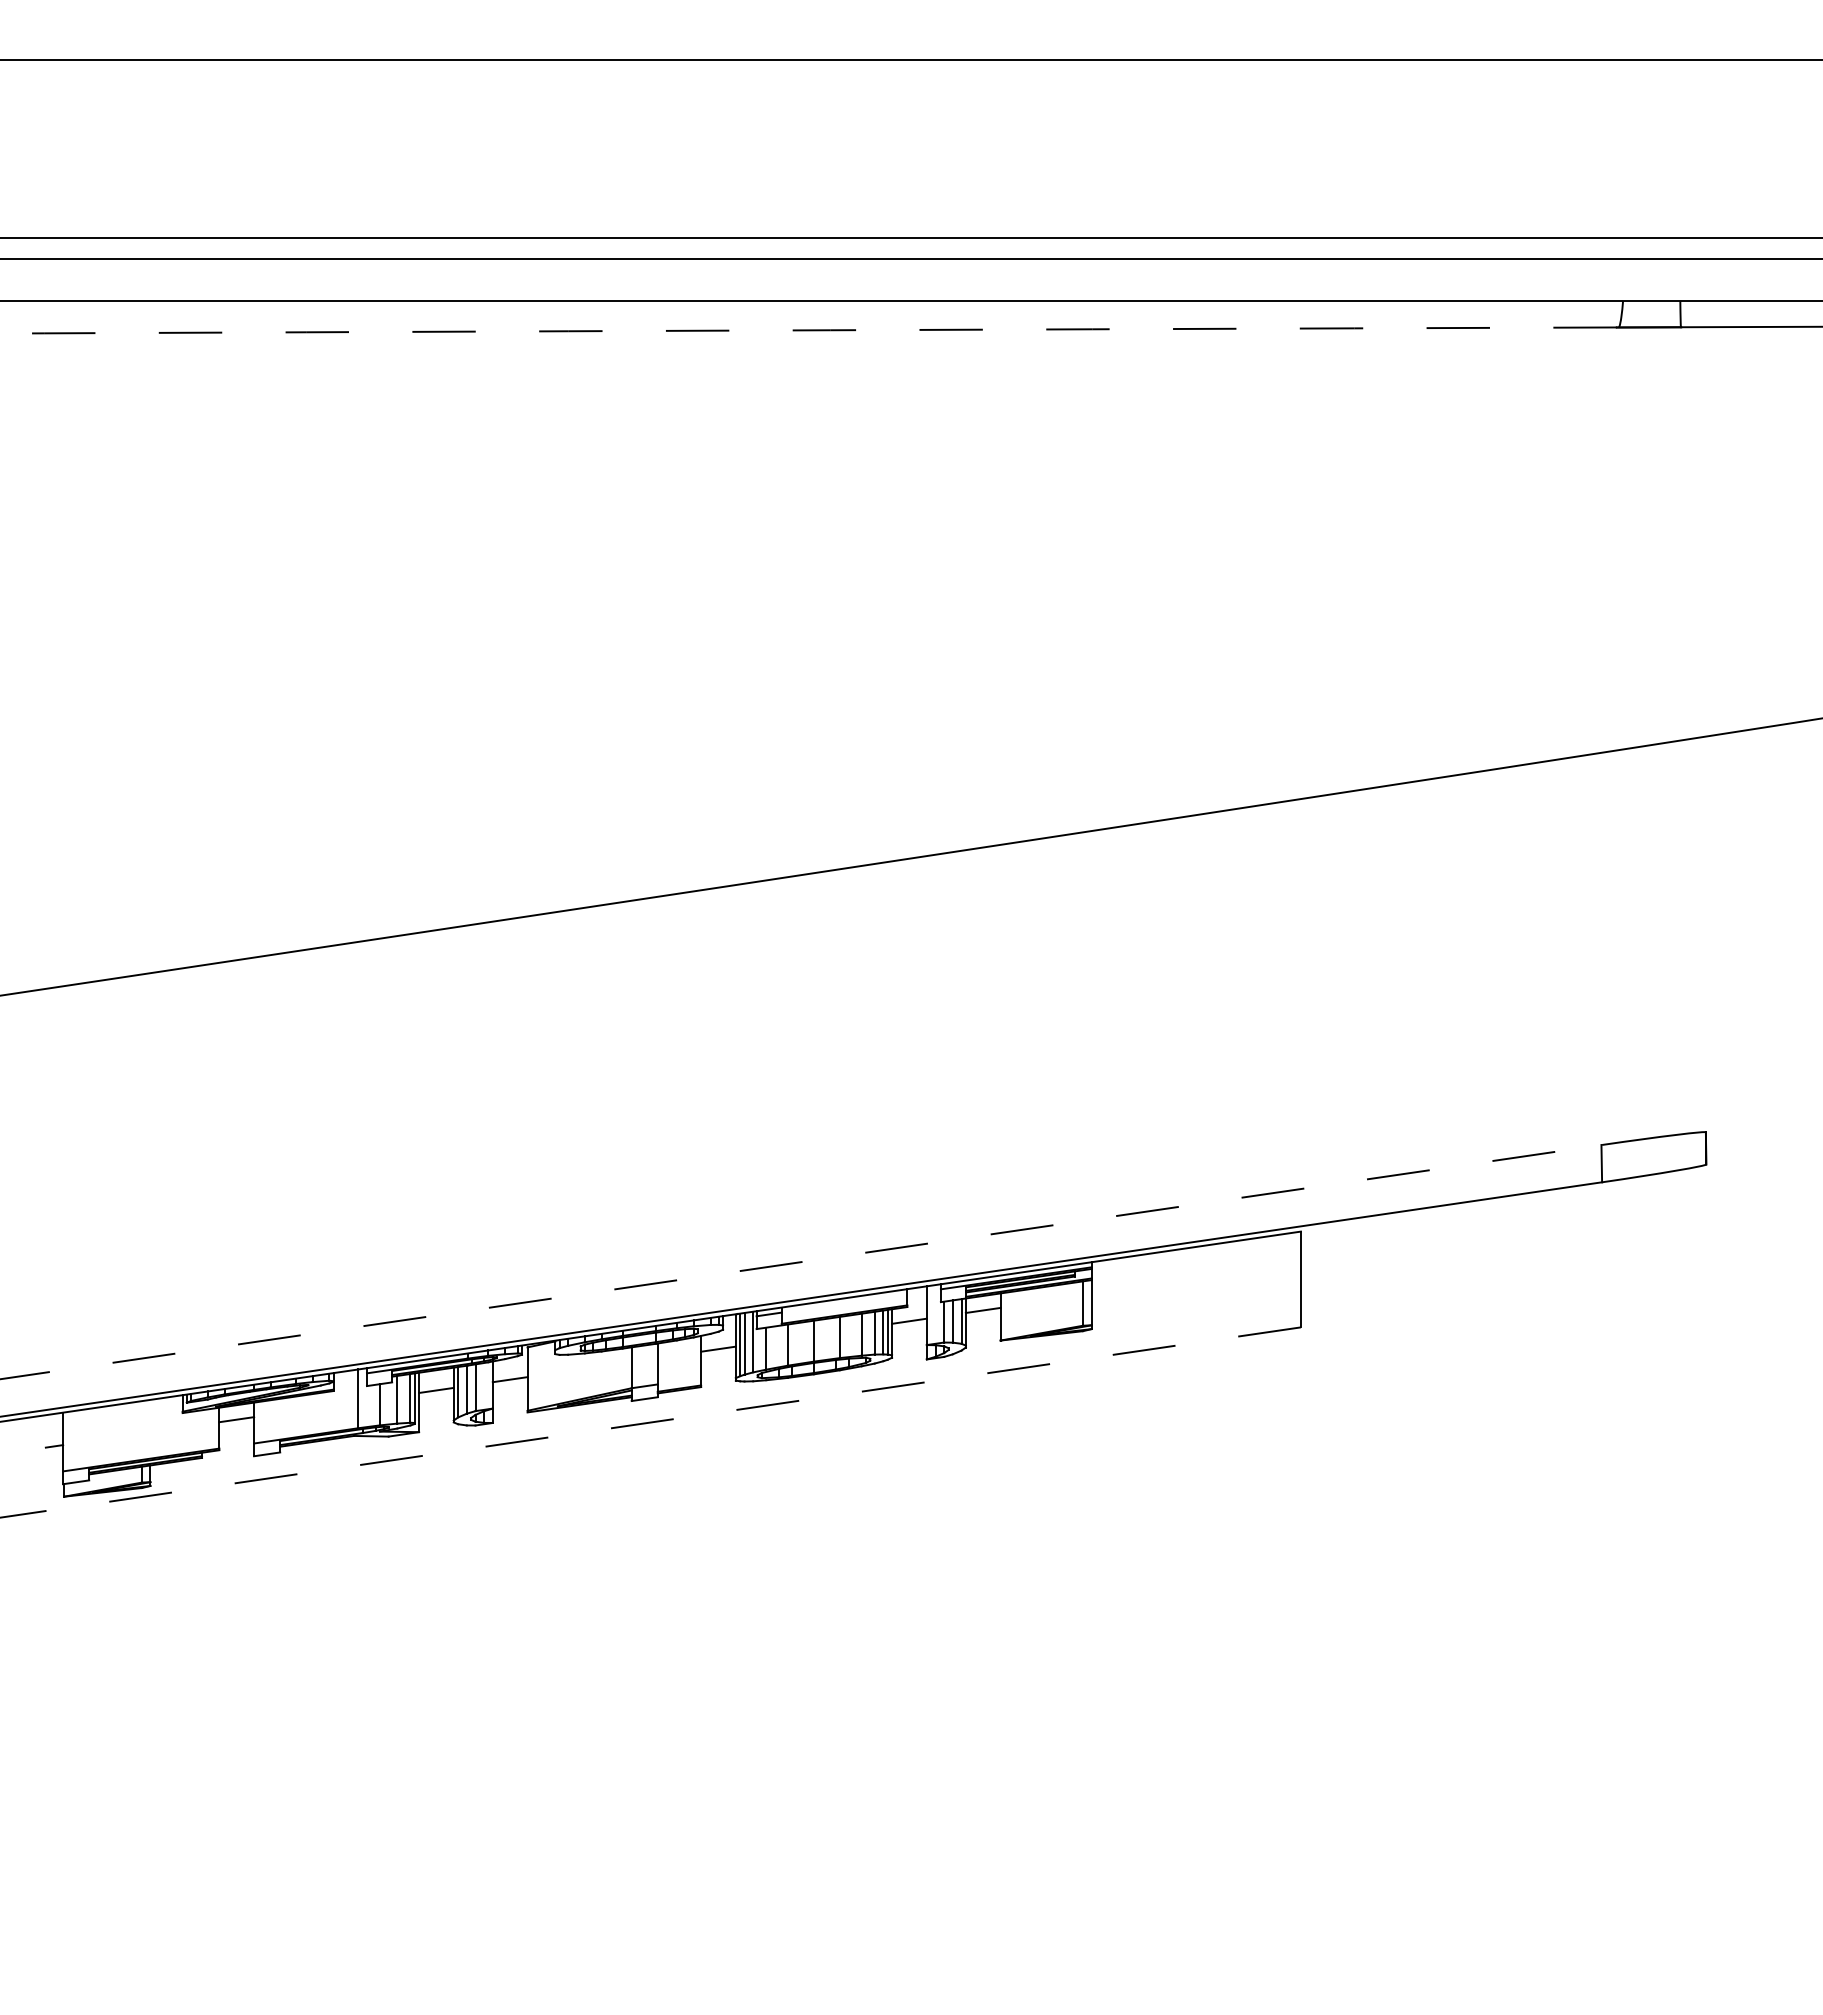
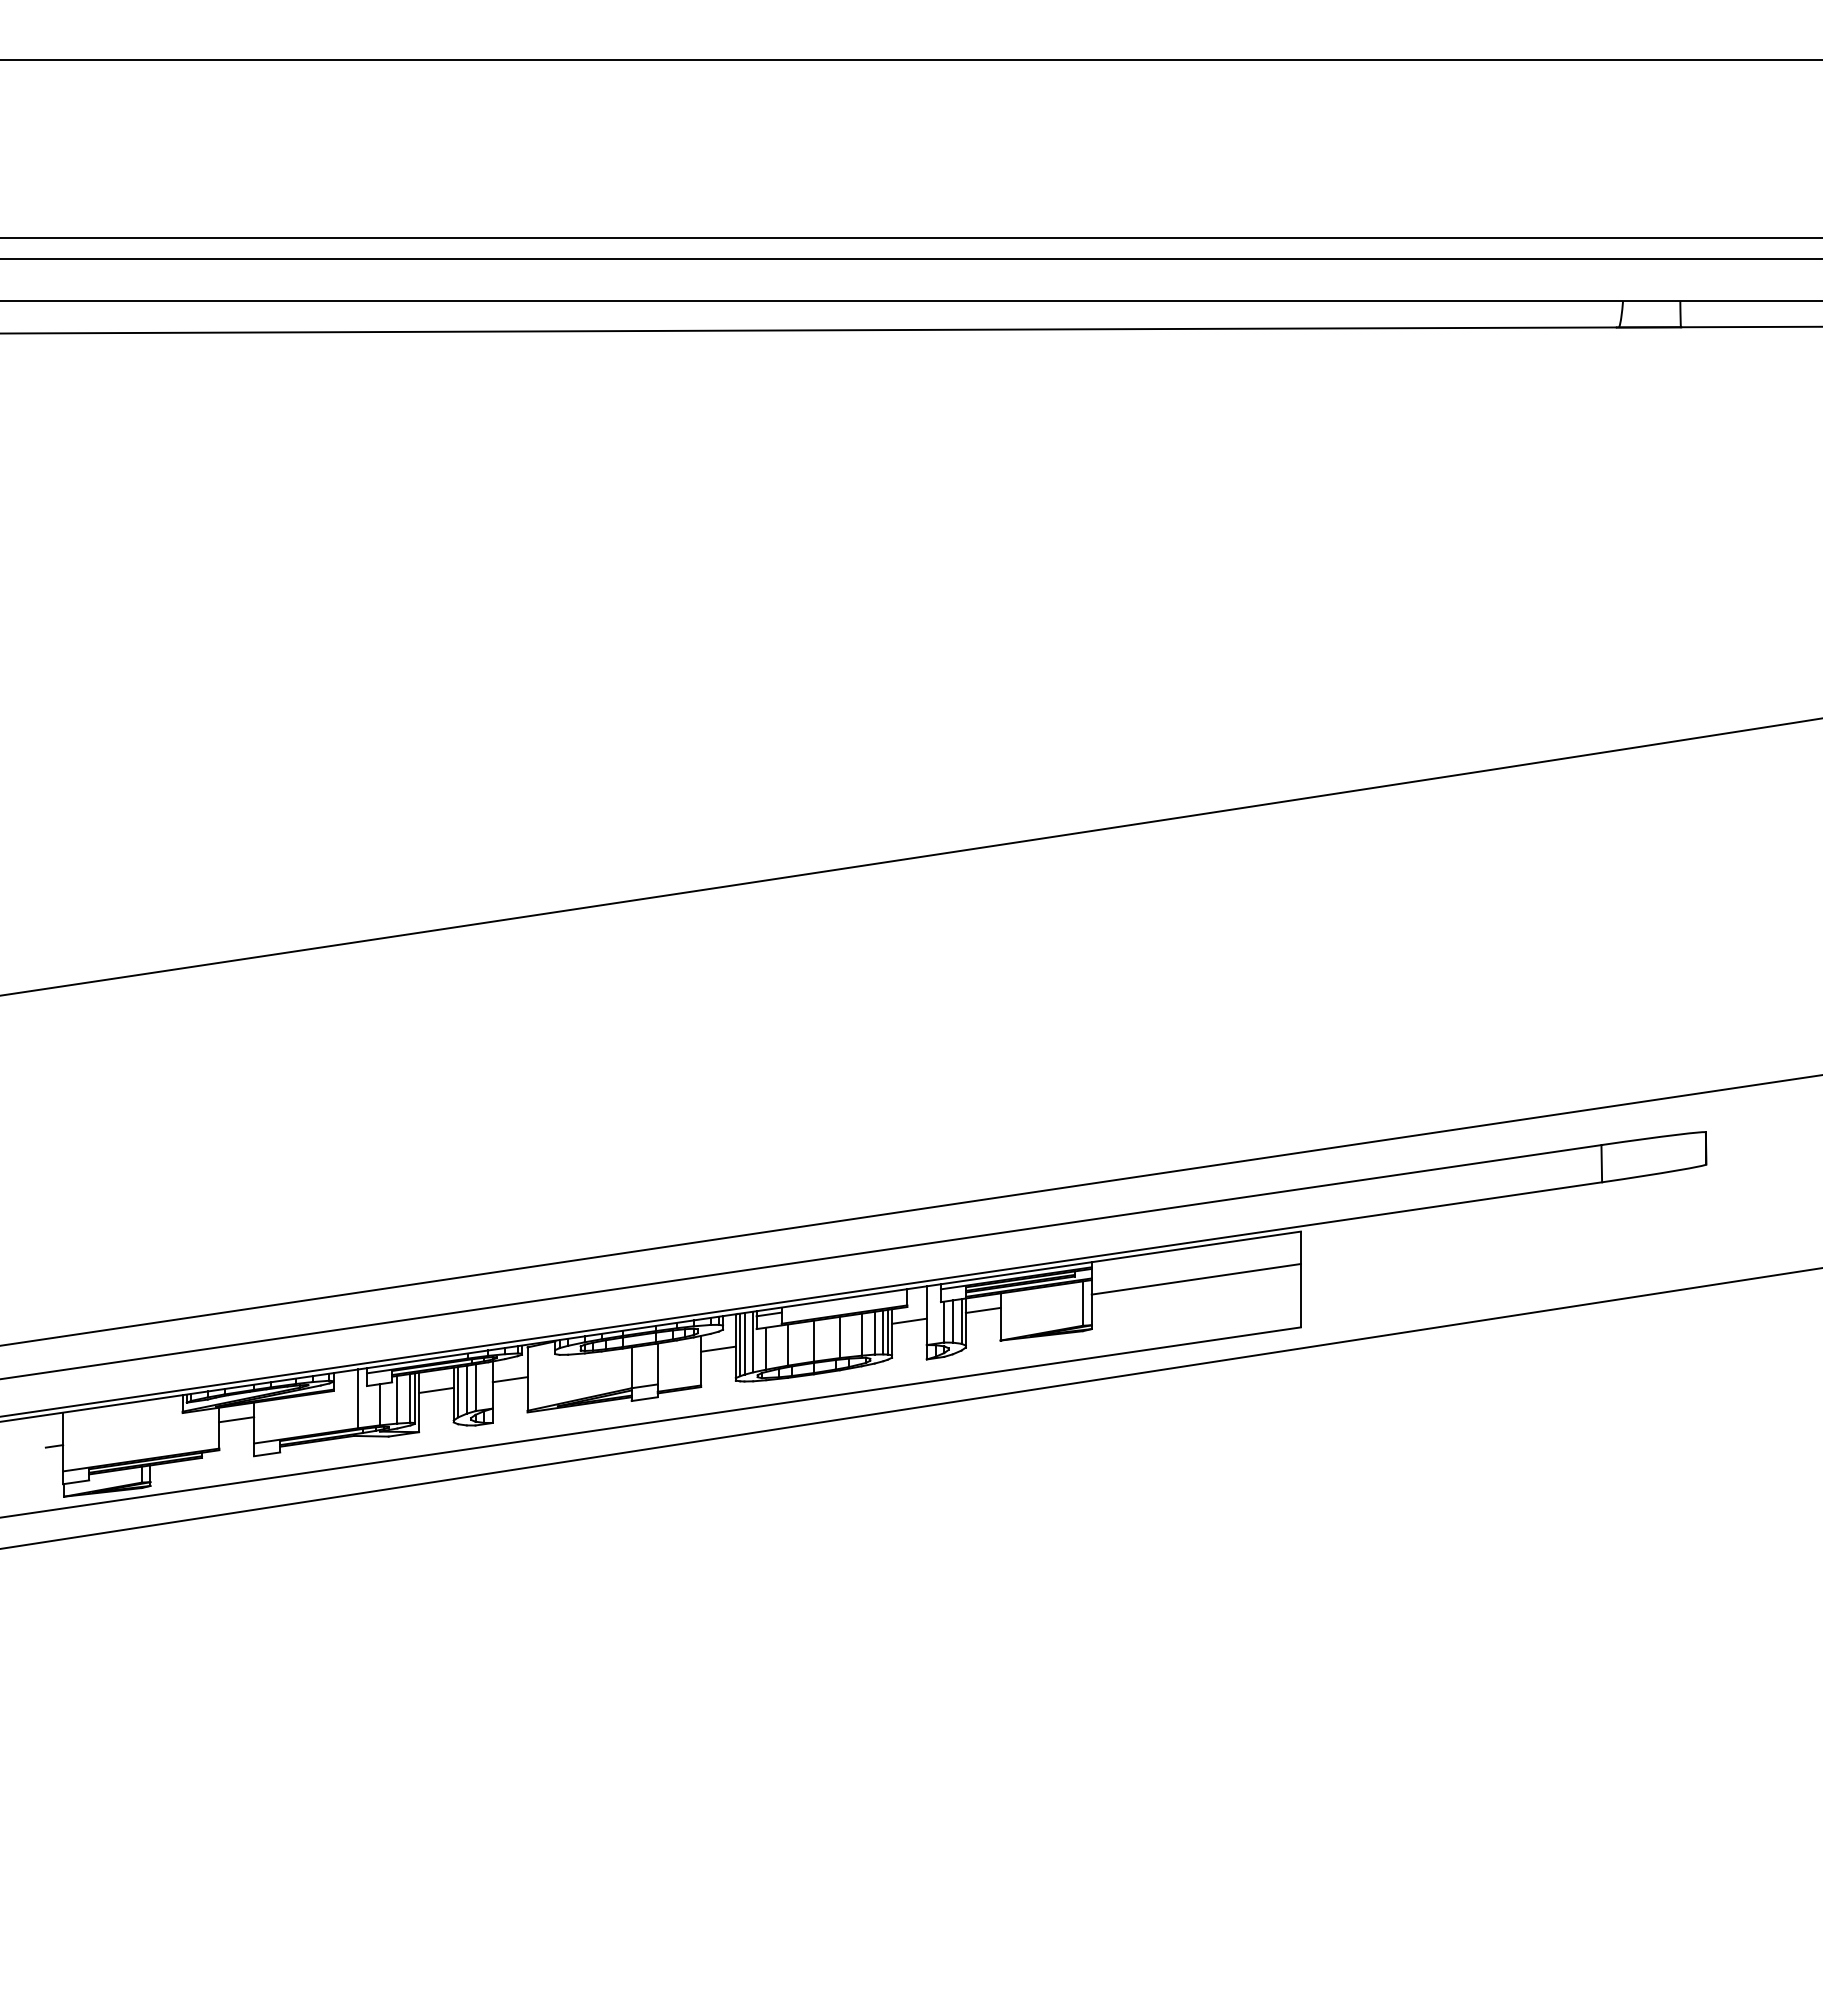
arc: dashed -> solid (807, 330)
line: none -> present (910, 1210)
line: dashed -> solid (801, 1262)
line: none -> present (1195, 1278)
line: none -> present (910, 1408)
line: dashed -> solid (650, 1422)
